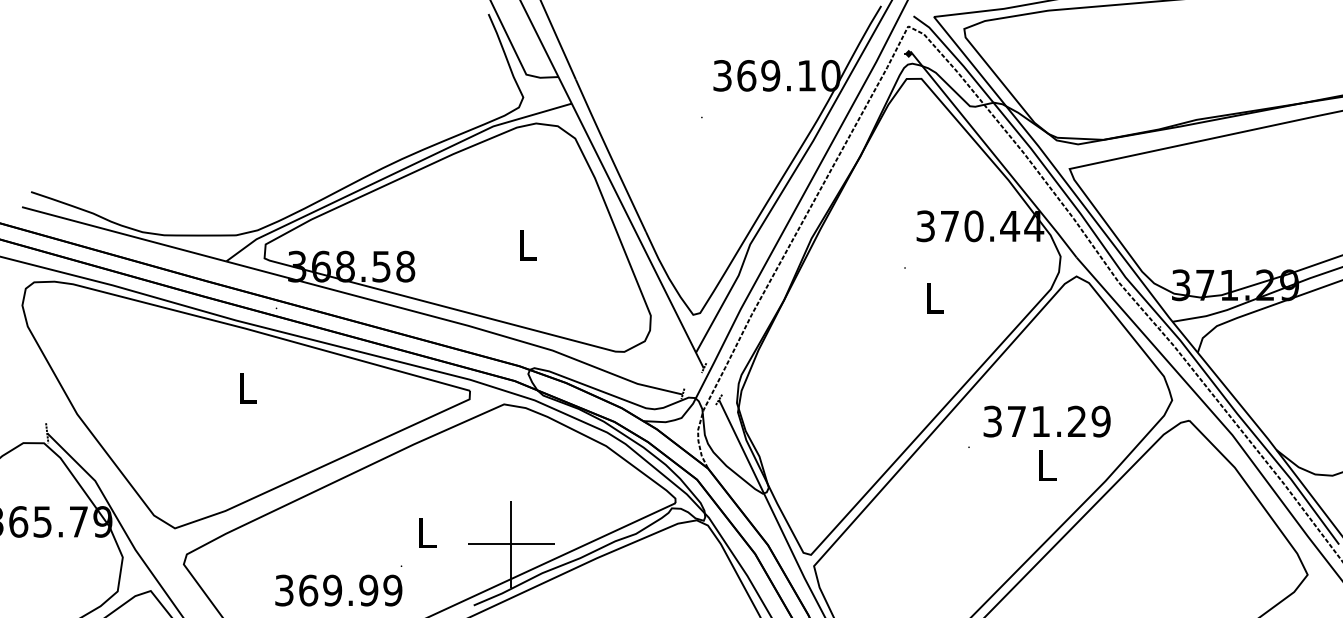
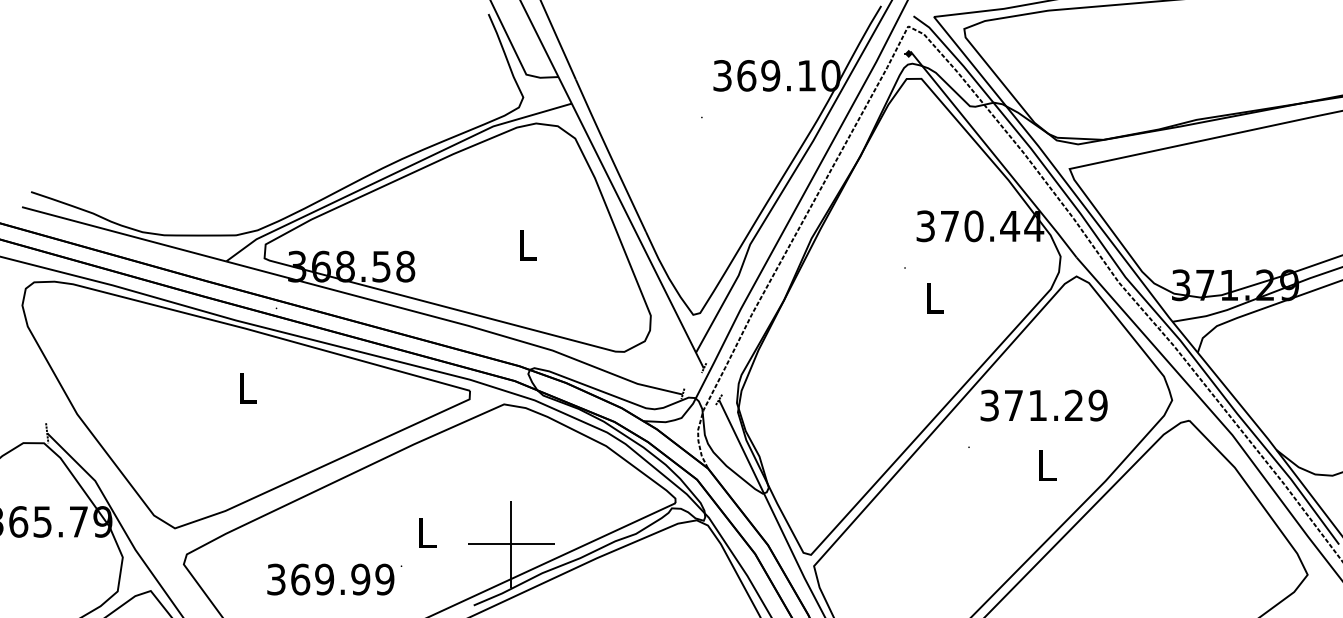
text position: (1046, 421) -> (1043, 405) (1043, 405)
text position: (338, 590) -> (330, 579) (330, 579)
